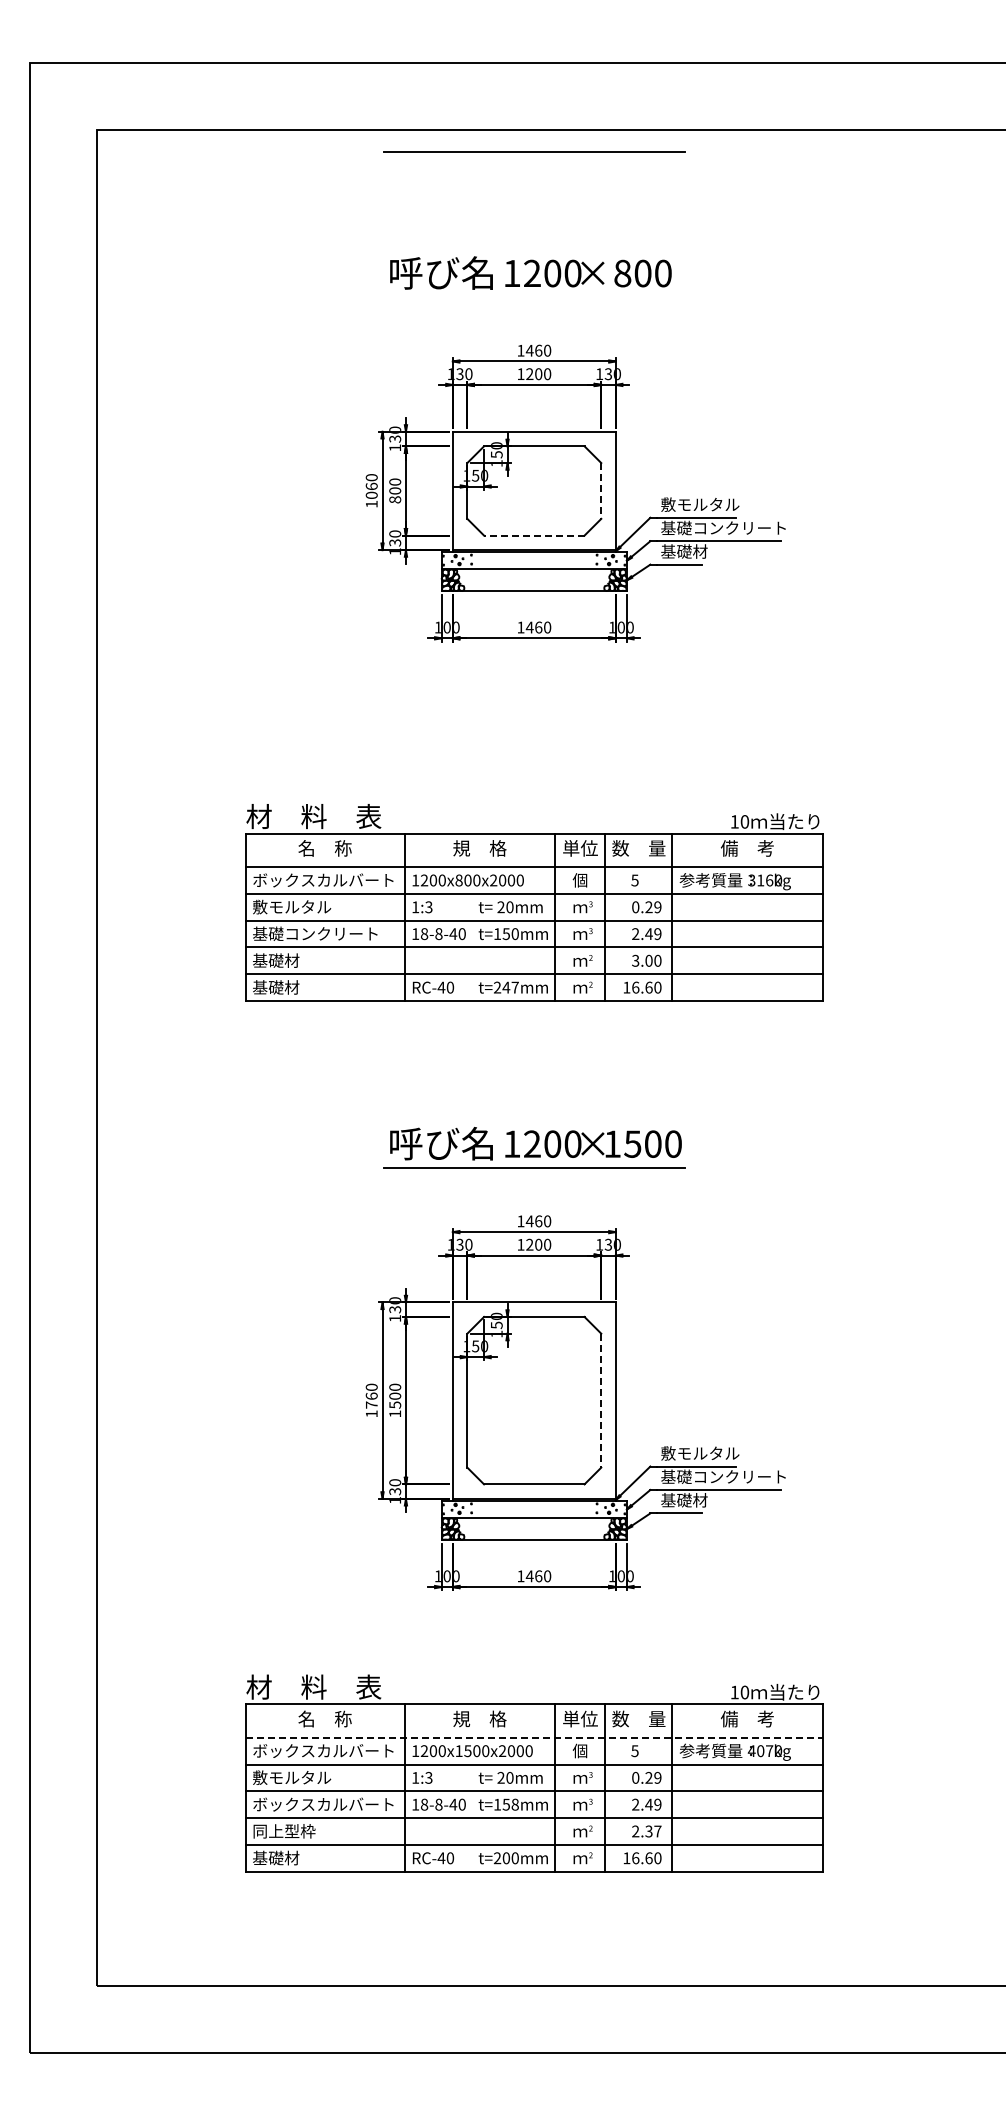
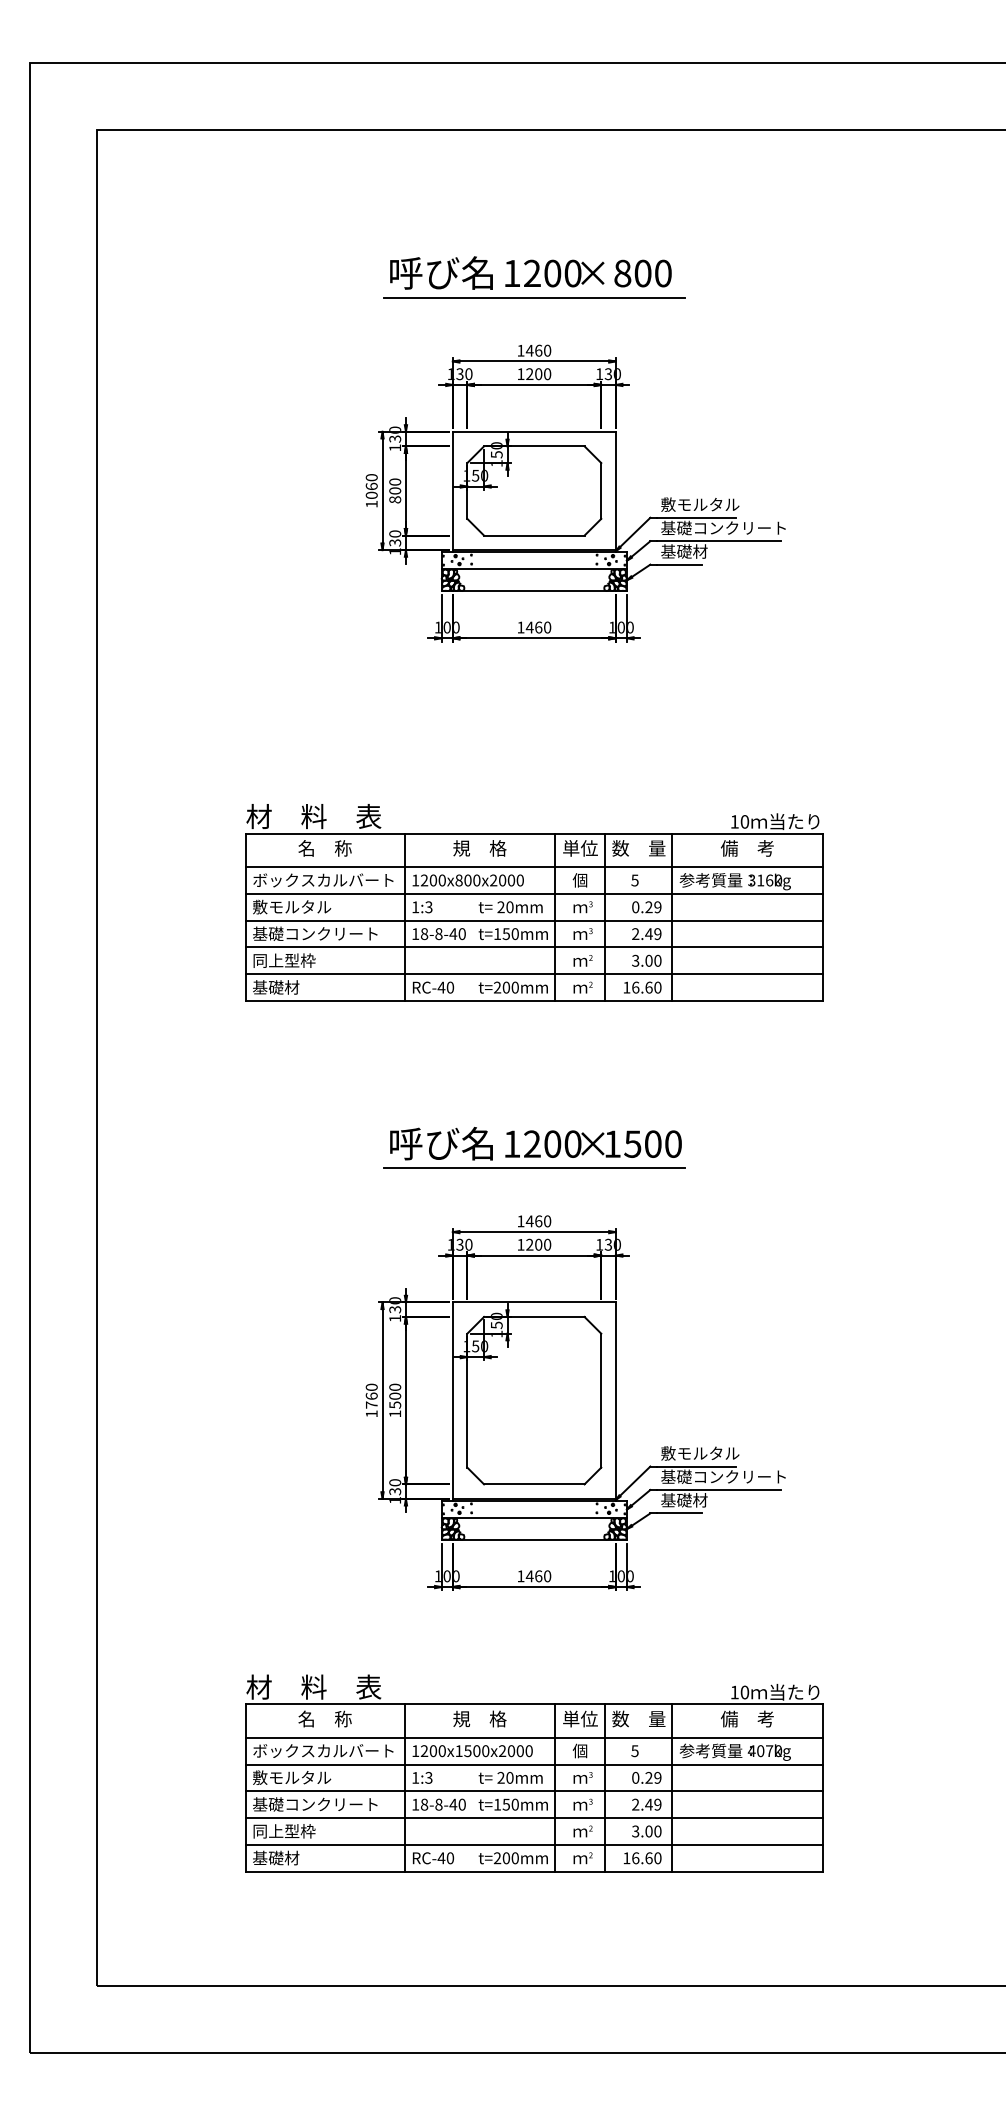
line position: (534, 151) -> (534, 297) (534, 297)
line: dashed -> solid (601, 490)
line: dashed -> solid (533, 535)
text: 基礎材 -> 同上型枠 (284, 960)
text: t=247mm -> t=200mm (510, 987)
line: dashed -> solid (601, 1400)
line: dashed -> solid (534, 1737)
text: ボックスカルバート -> 基礎コンクリート (323, 1804)
text: t=158mm -> t=150mm (514, 1804)
text: 2.37 -> 3.00 (646, 1831)
